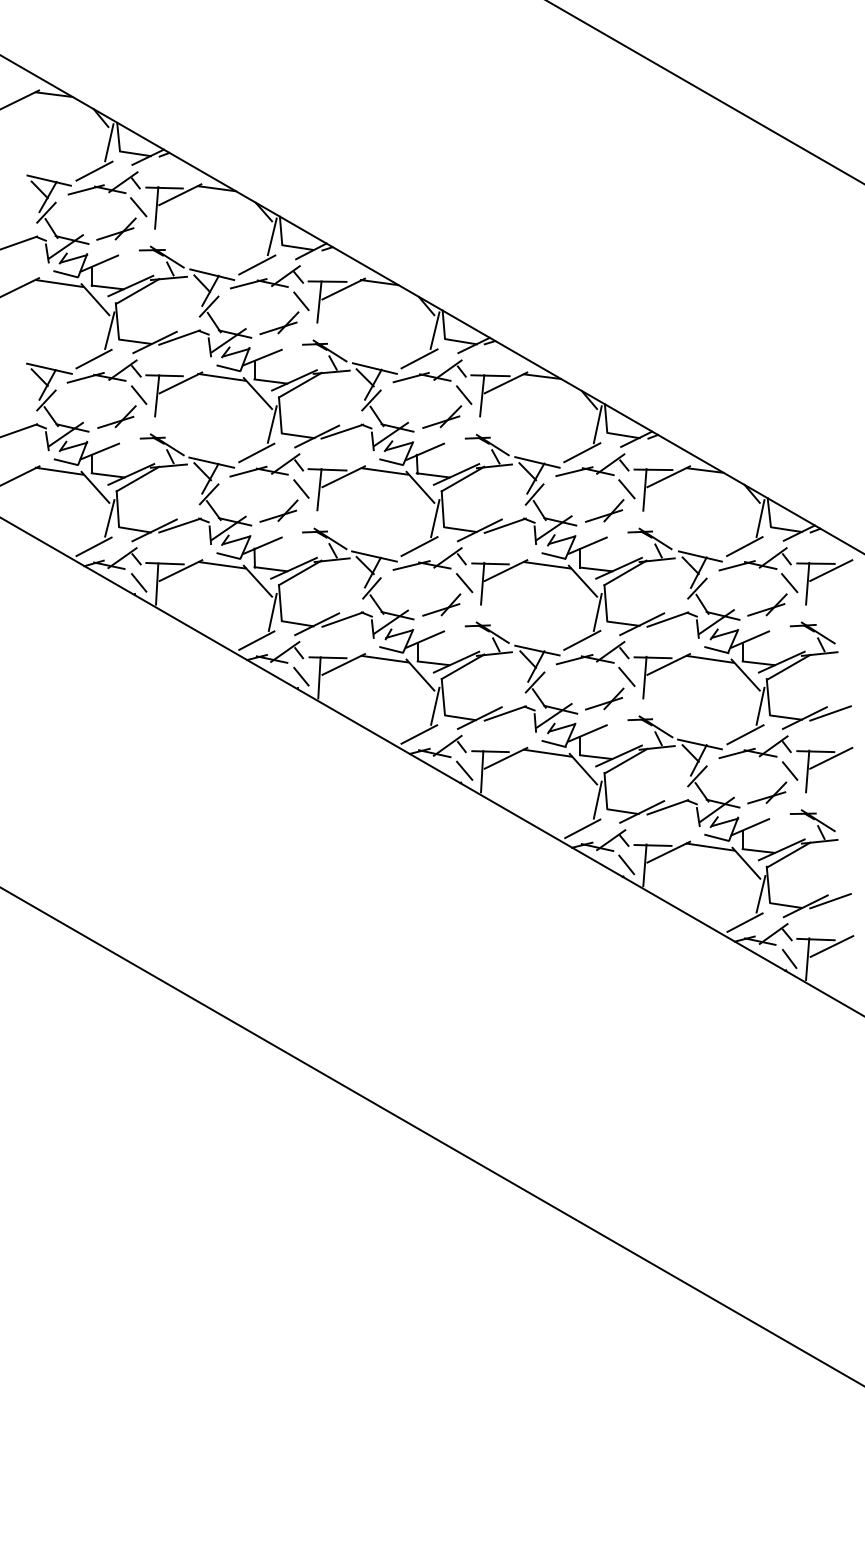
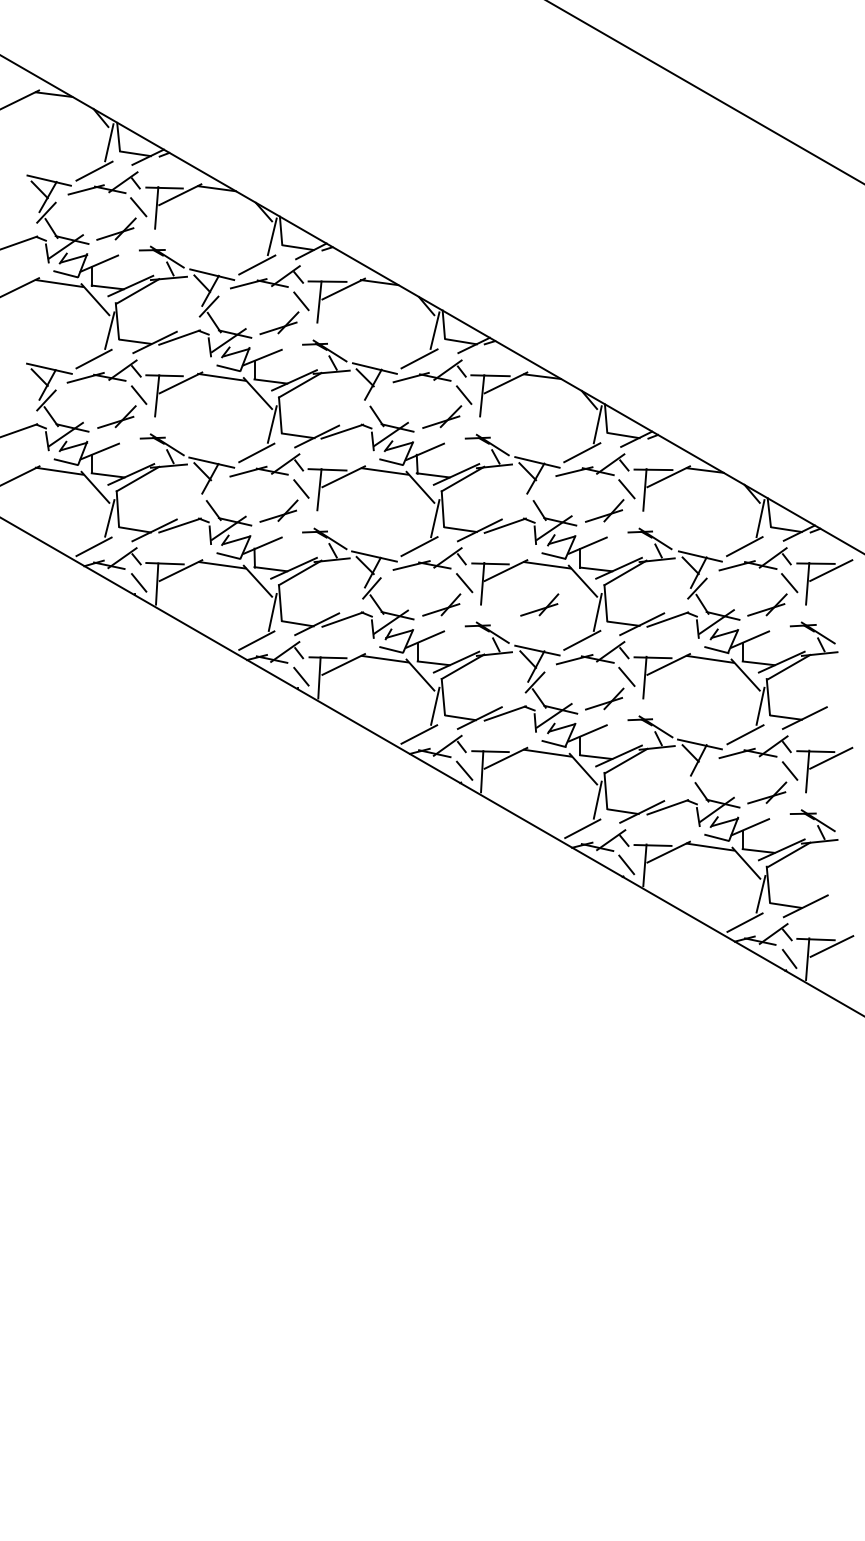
line: present -> none (371, 400)
line: present -> none (208, 494)
line: present -> none (534, 494)
part: none -> present (539, 604)
line: present -> none (830, 713)
line: present -> none (697, 776)
line: present -> none (830, 901)
line: present -> none (431, 1136)
